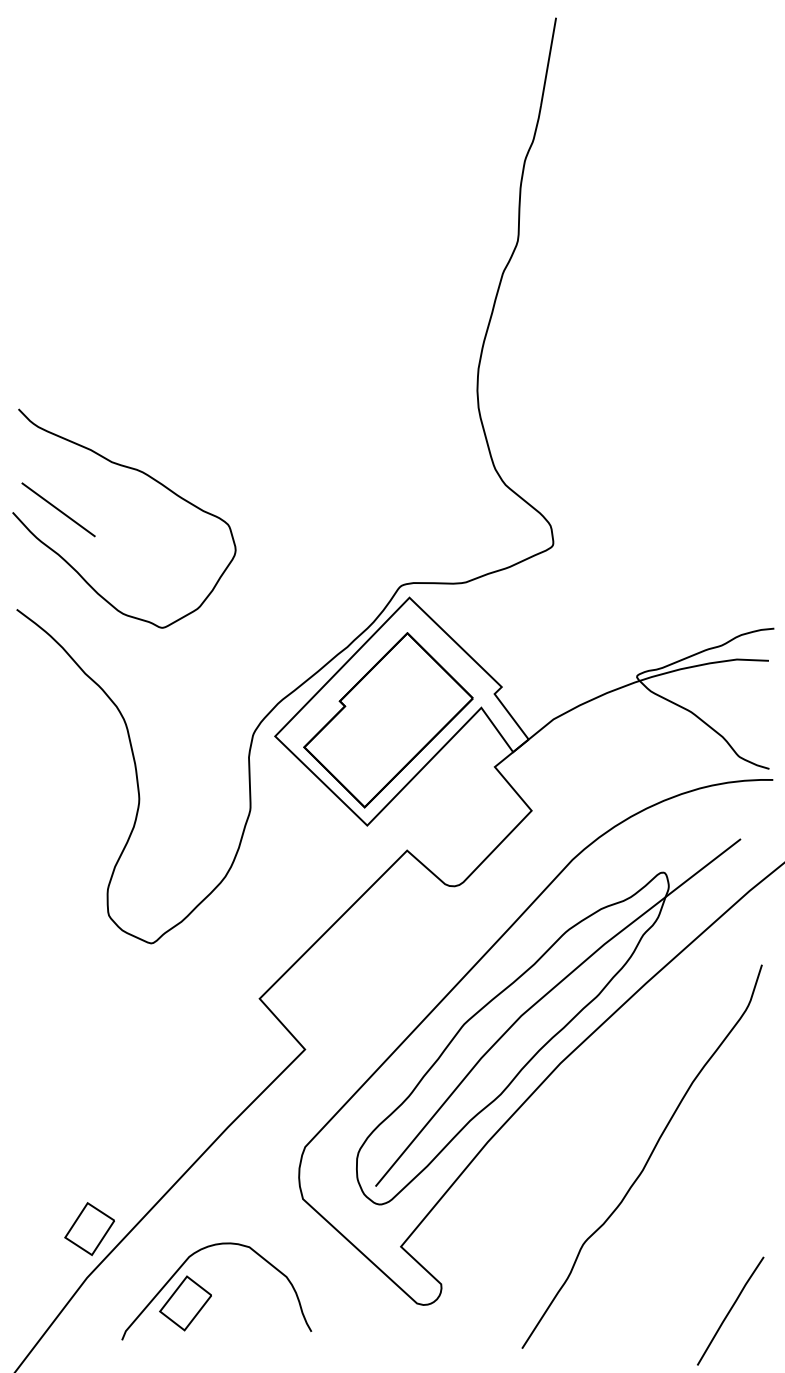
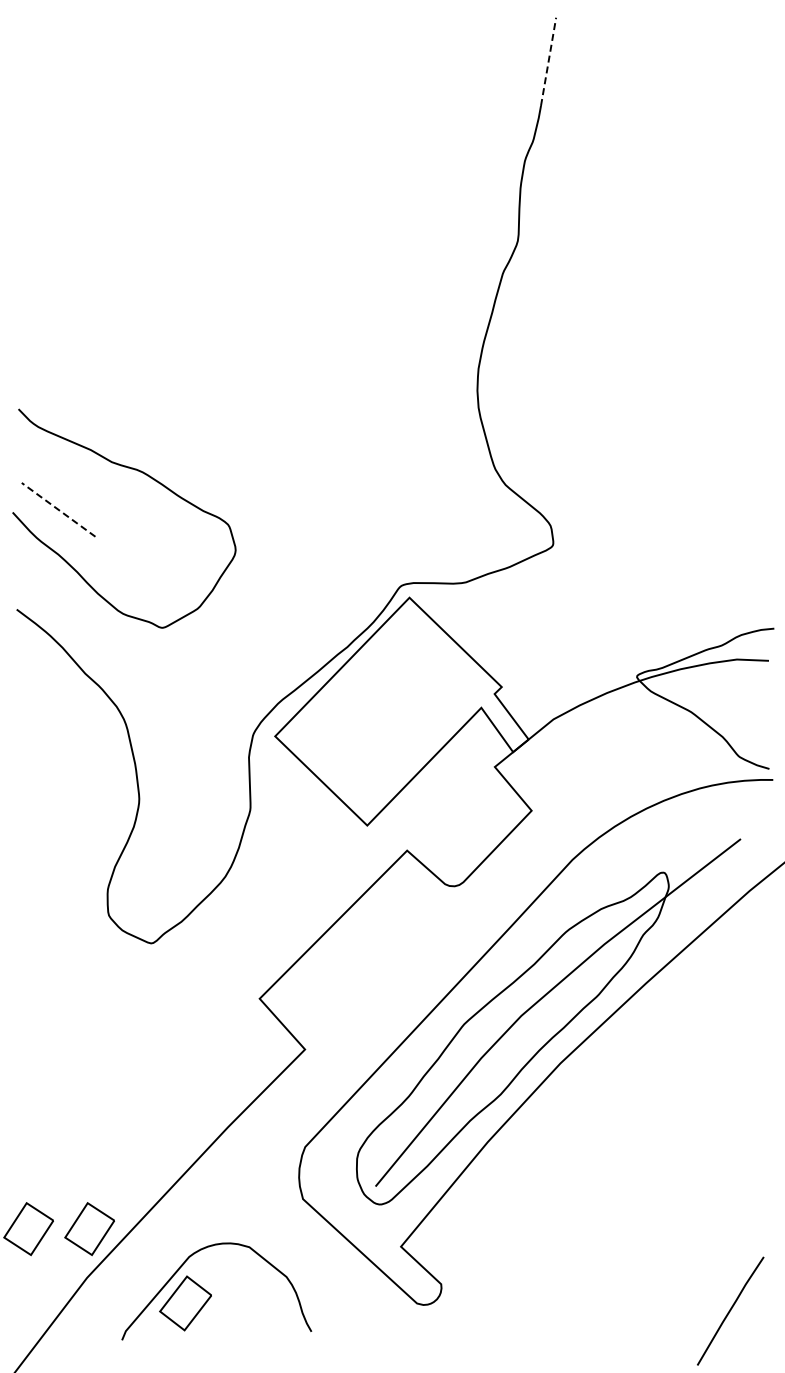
line: solid -> dashed (548, 61)
line: solid -> dashed (58, 509)
part: present -> none (388, 720)
curve: present -> none (647, 1159)
part: none -> present (28, 1229)
